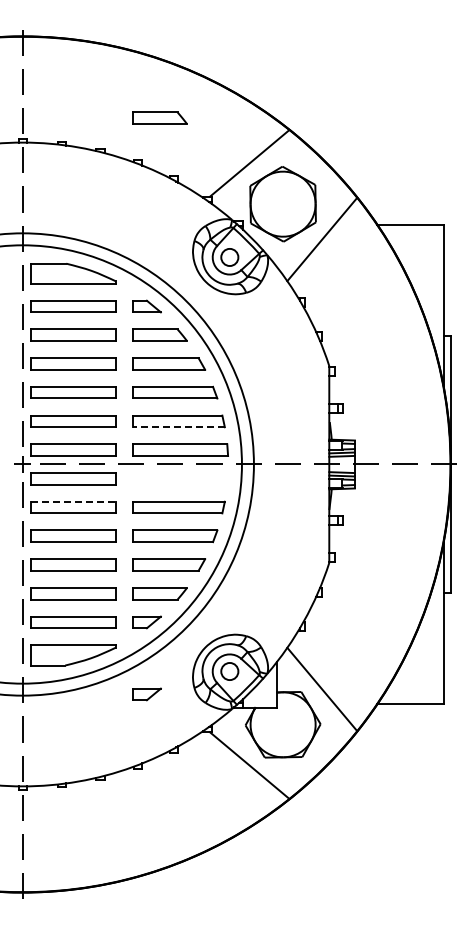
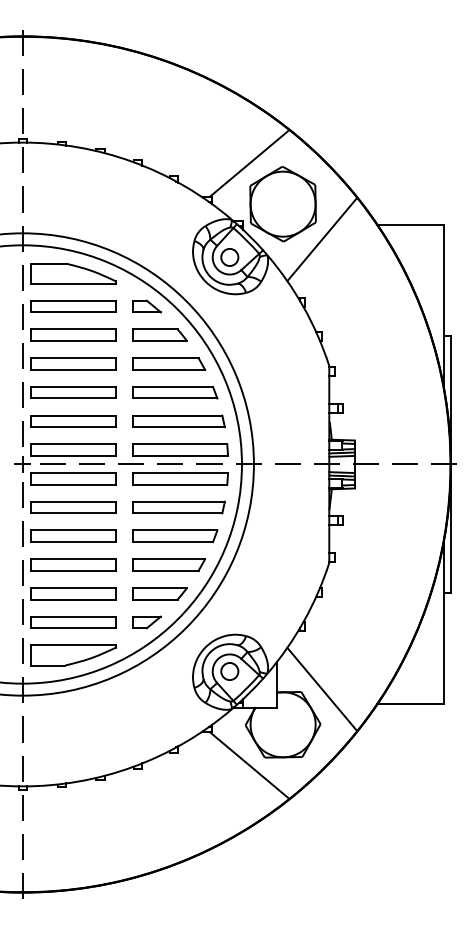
part: present -> none (159, 117)
line: dashed -> solid (179, 427)
part: none -> present (180, 478)
line: dashed -> solid (74, 501)
part: present -> none (146, 694)
